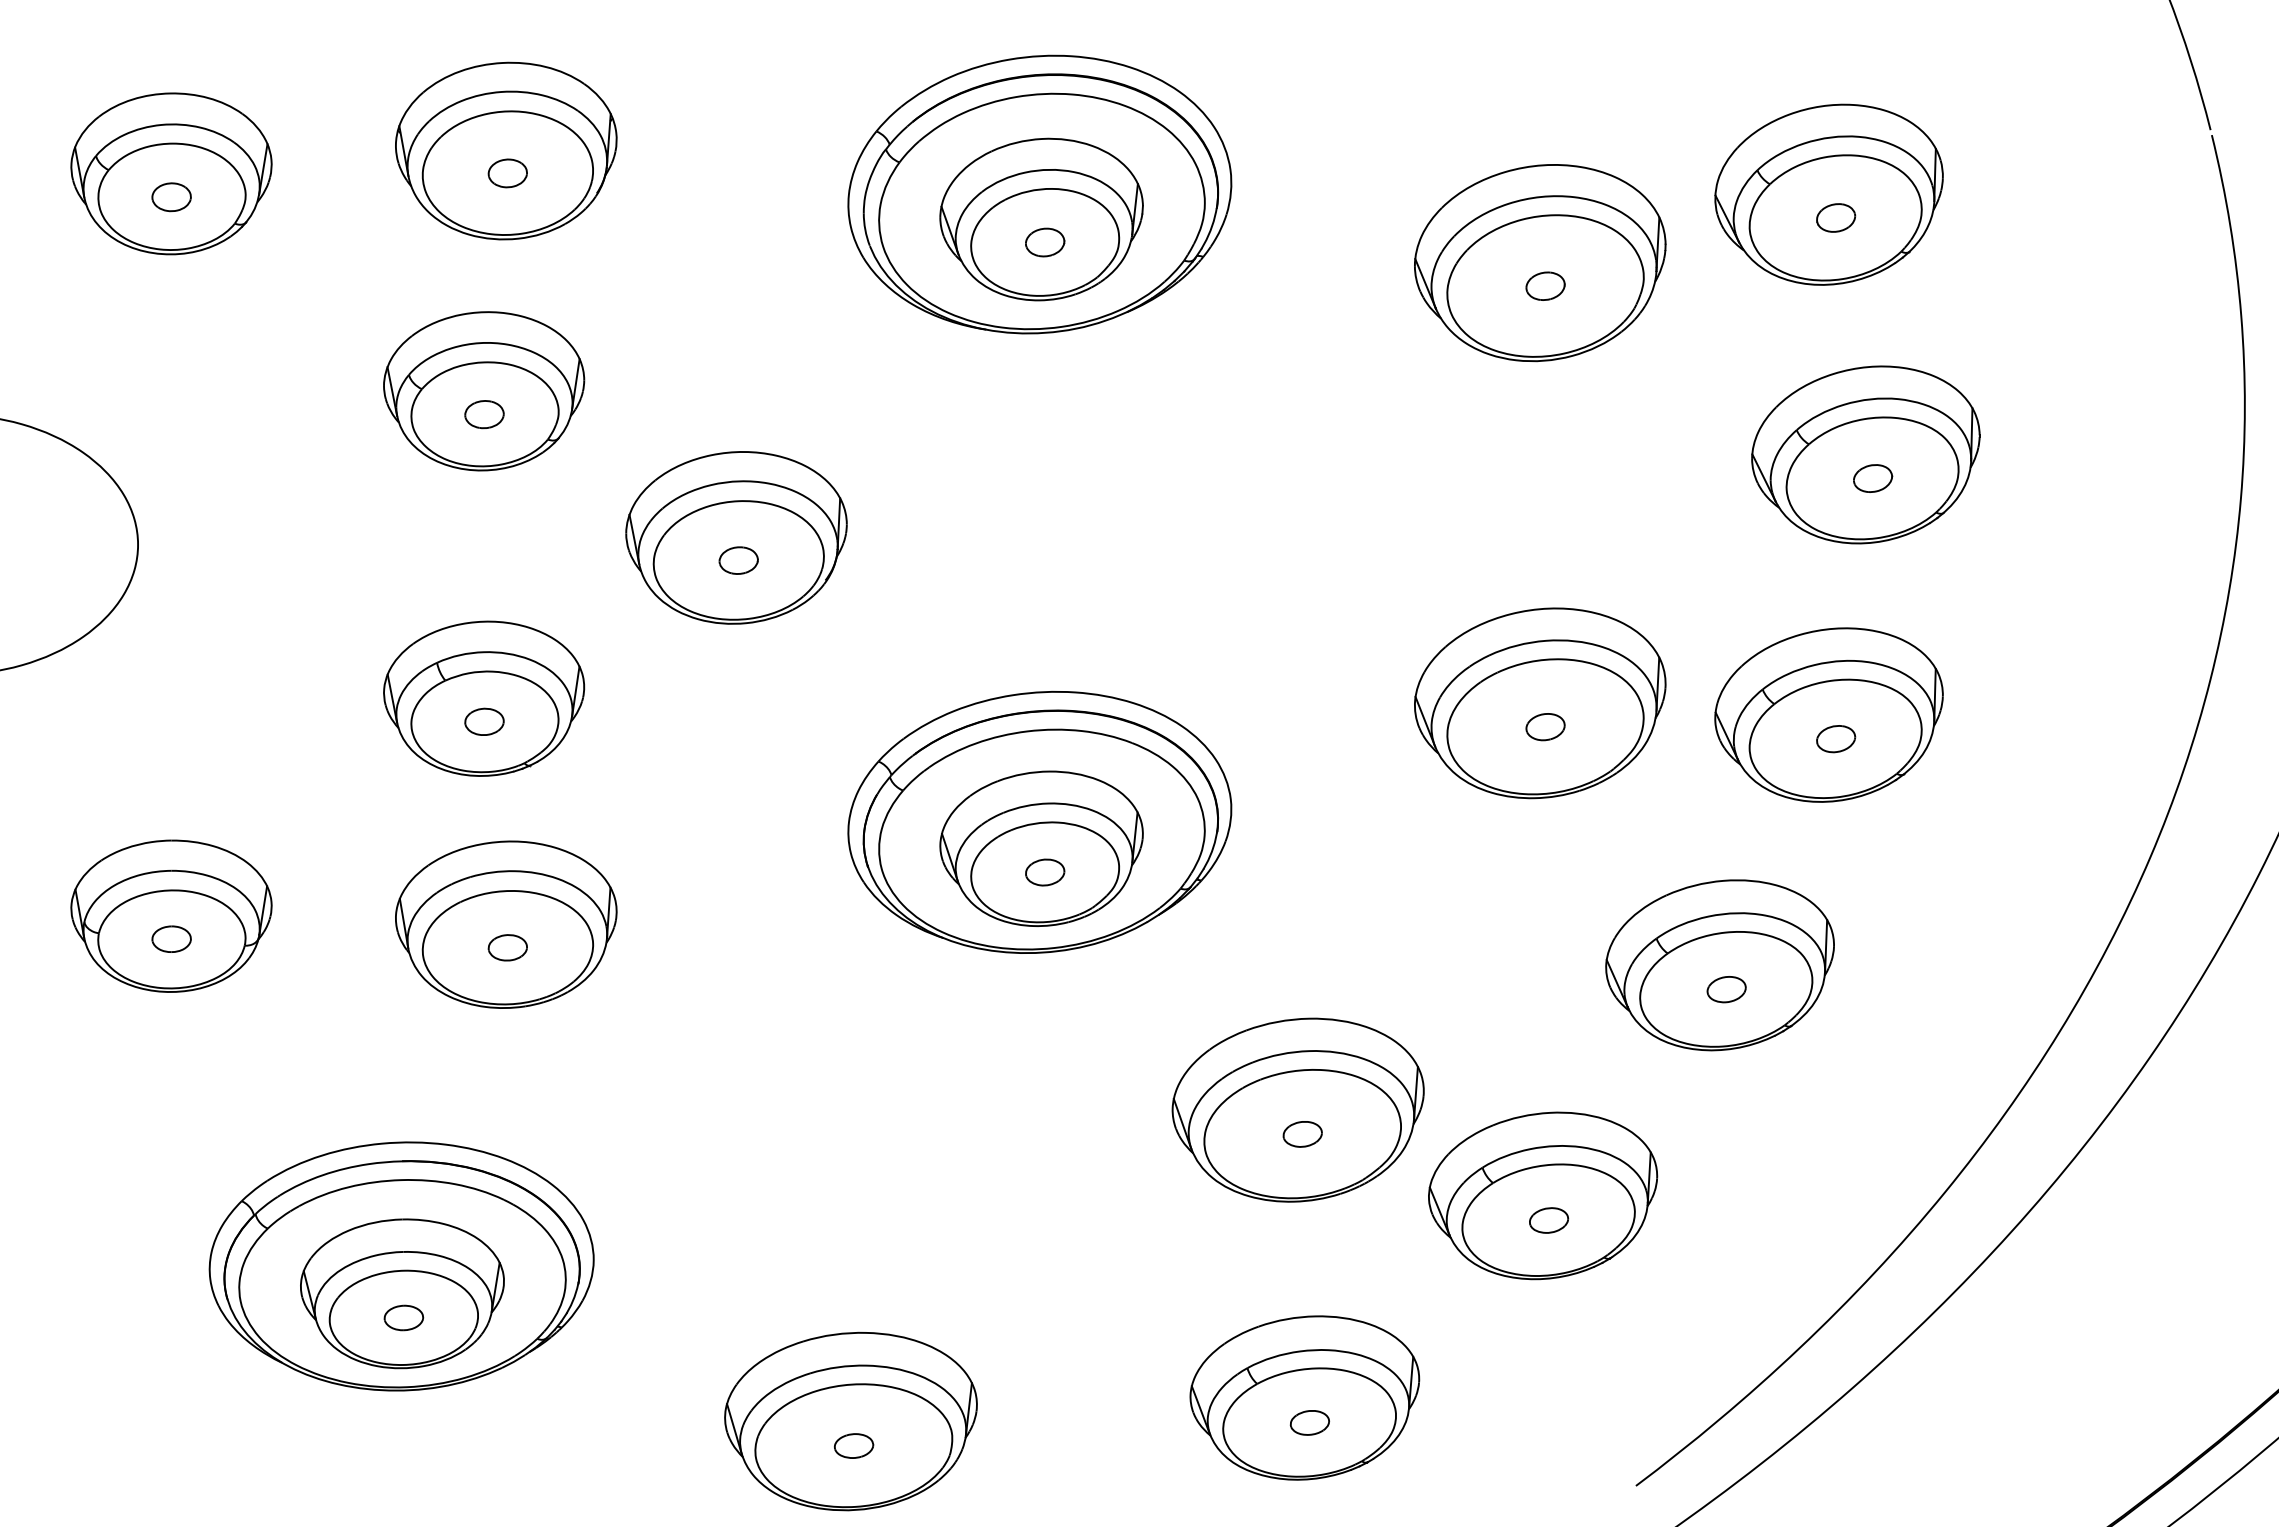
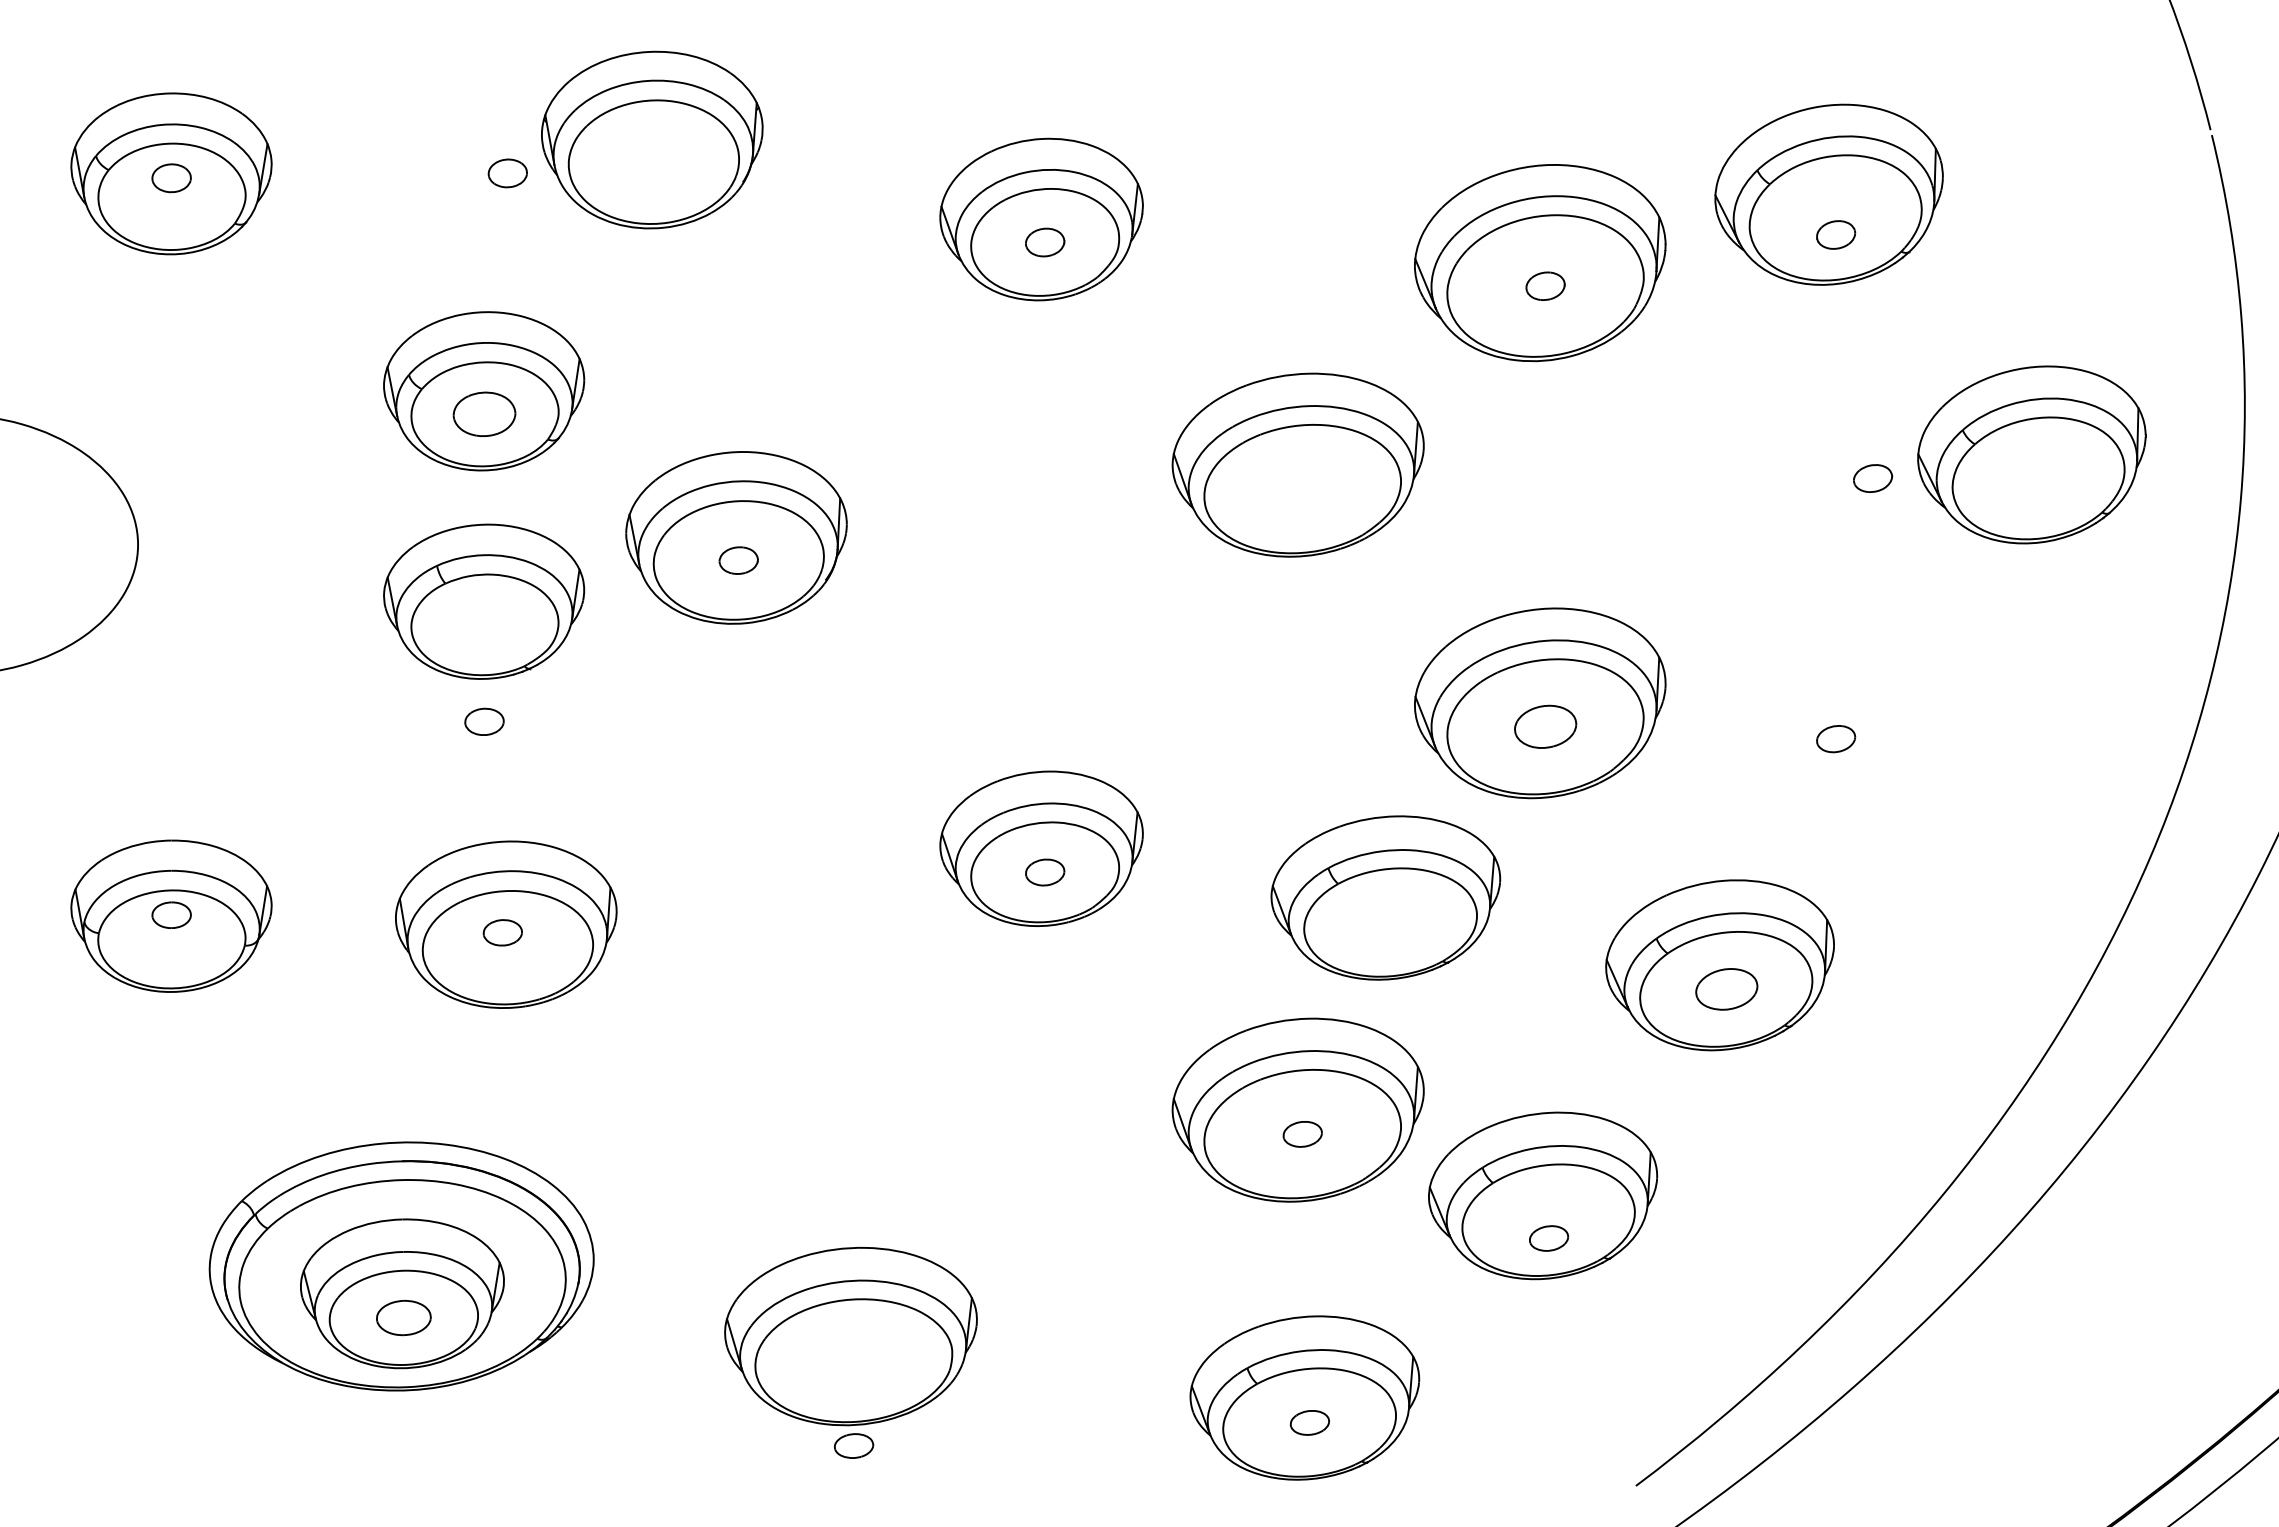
part position: (506, 150) -> (652, 139) (652, 139)
part: present -> none (1039, 194)
part position: (171, 197) -> (171, 178) (171, 178)
part position: (1836, 217) -> (1836, 234) (1836, 234)
part size: 41x30 px -> 65x46 px (484, 413)
part position: (1865, 454) -> (2031, 454) (2031, 454)
part: none -> present (1297, 464)
part position: (484, 698) -> (484, 601) (484, 601)
part: present -> none (1828, 714)
part size: 41x29 px -> 64x45 px (1545, 726)
part: present -> none (1039, 822)
part: none -> present (1385, 897)
part position: (171, 938) -> (171, 914) (171, 914)
part position: (507, 947) -> (502, 932) (502, 932)
part size: 41x28 px -> 64x43 px (1726, 989)
part position: (1549, 1220) -> (1549, 1238) (1549, 1238)
part size: 42x28 px -> 56x37 px (403, 1318)
part position: (850, 1421) -> (850, 1336) (850, 1336)
